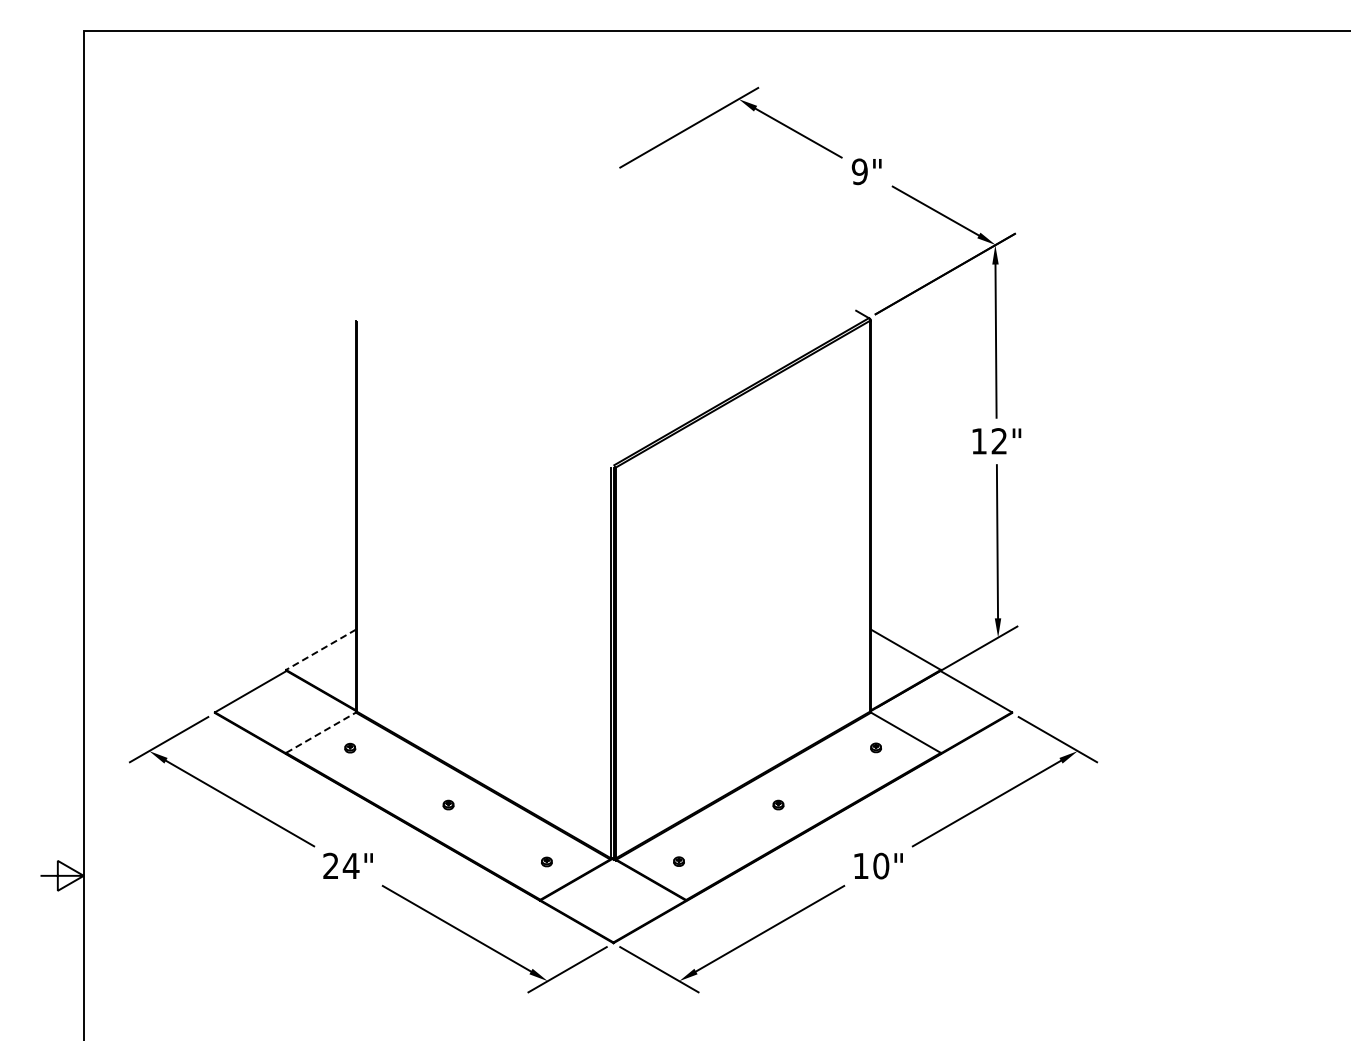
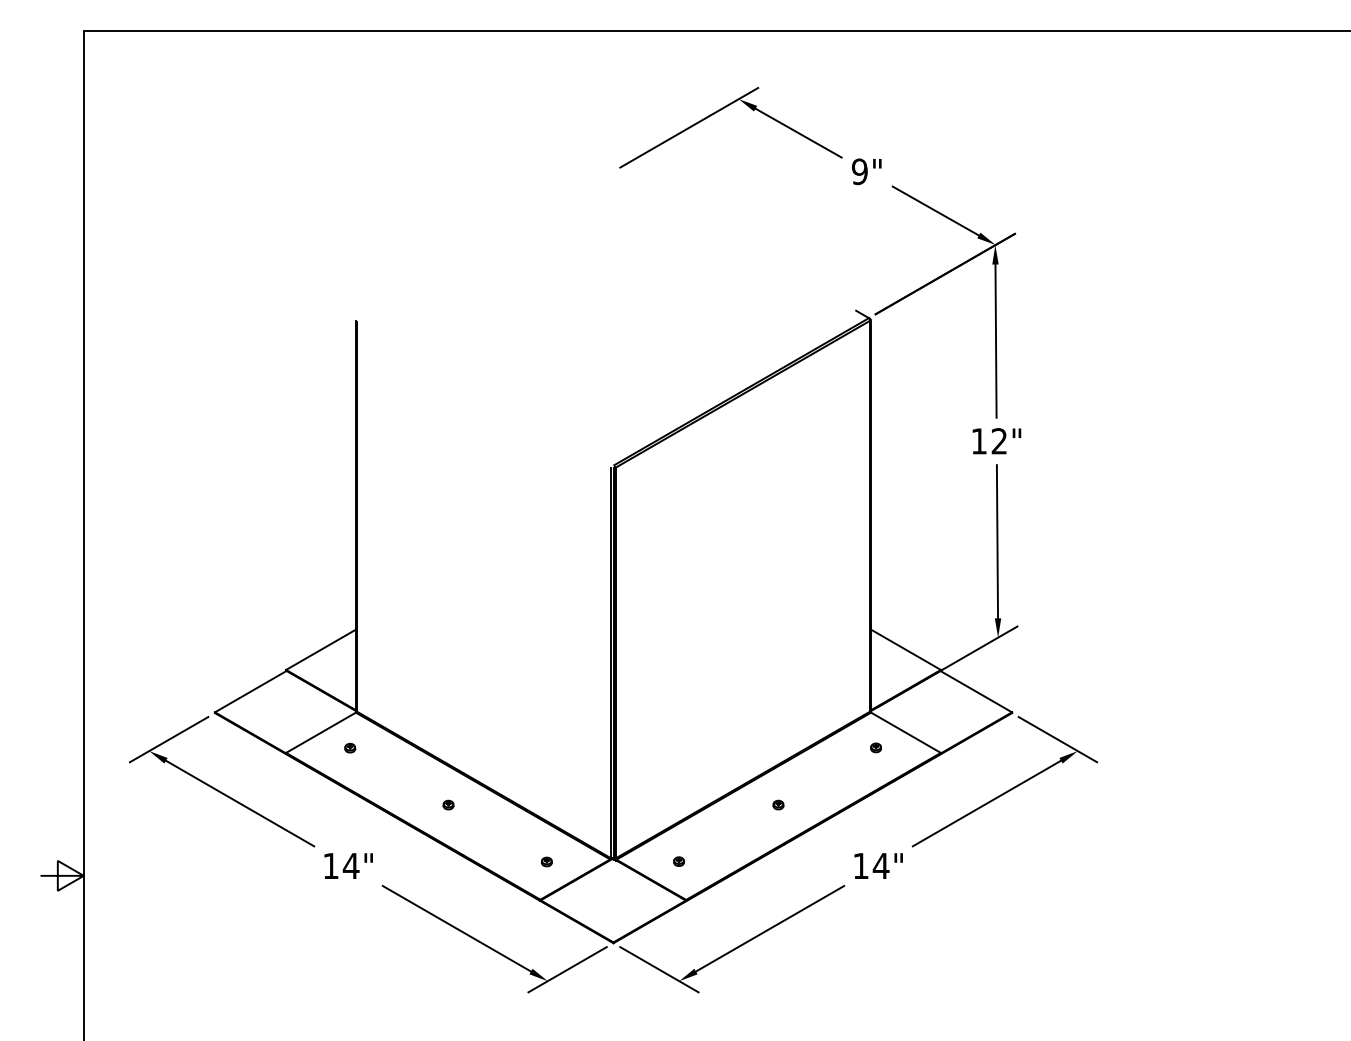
line: dashed -> solid (320, 650)
line: dashed -> solid (321, 732)
text: 24" -> 14" (330, 865)
text: 10" -> 14" (880, 865)
